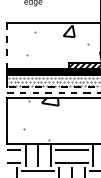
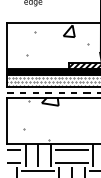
line: dashed -> solid (6, 46)
line: dashed -> solid (53, 87)
